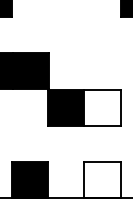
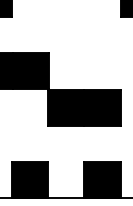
fill: none -> present (102, 107)
fill: none -> present (102, 180)
